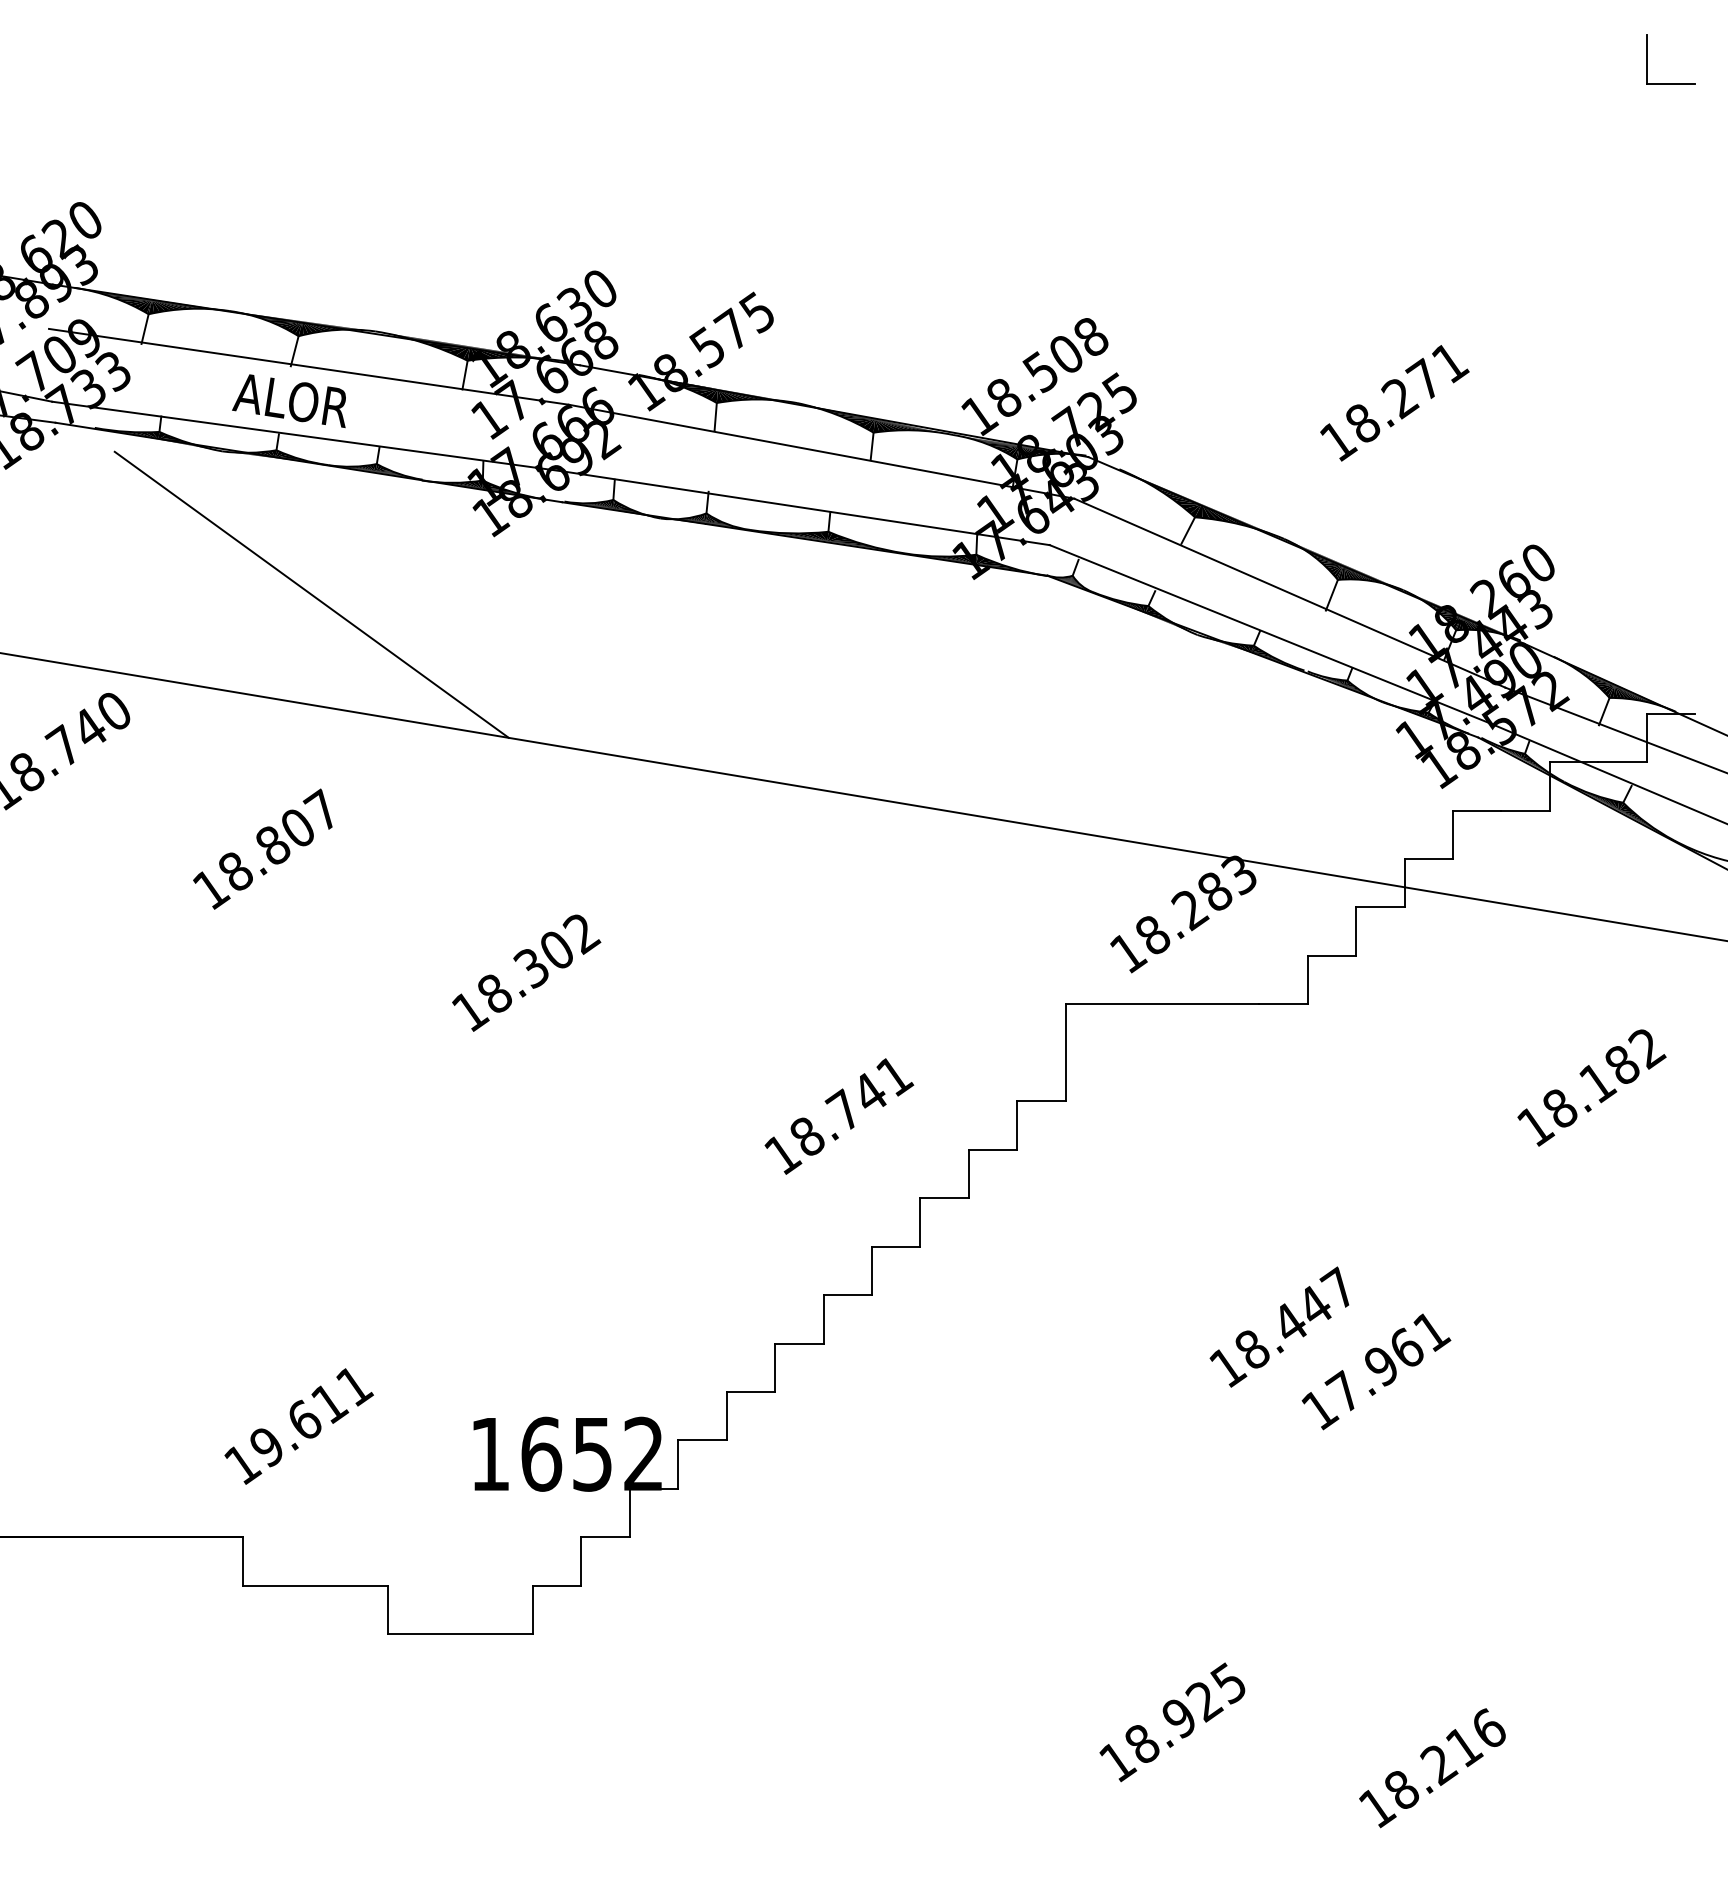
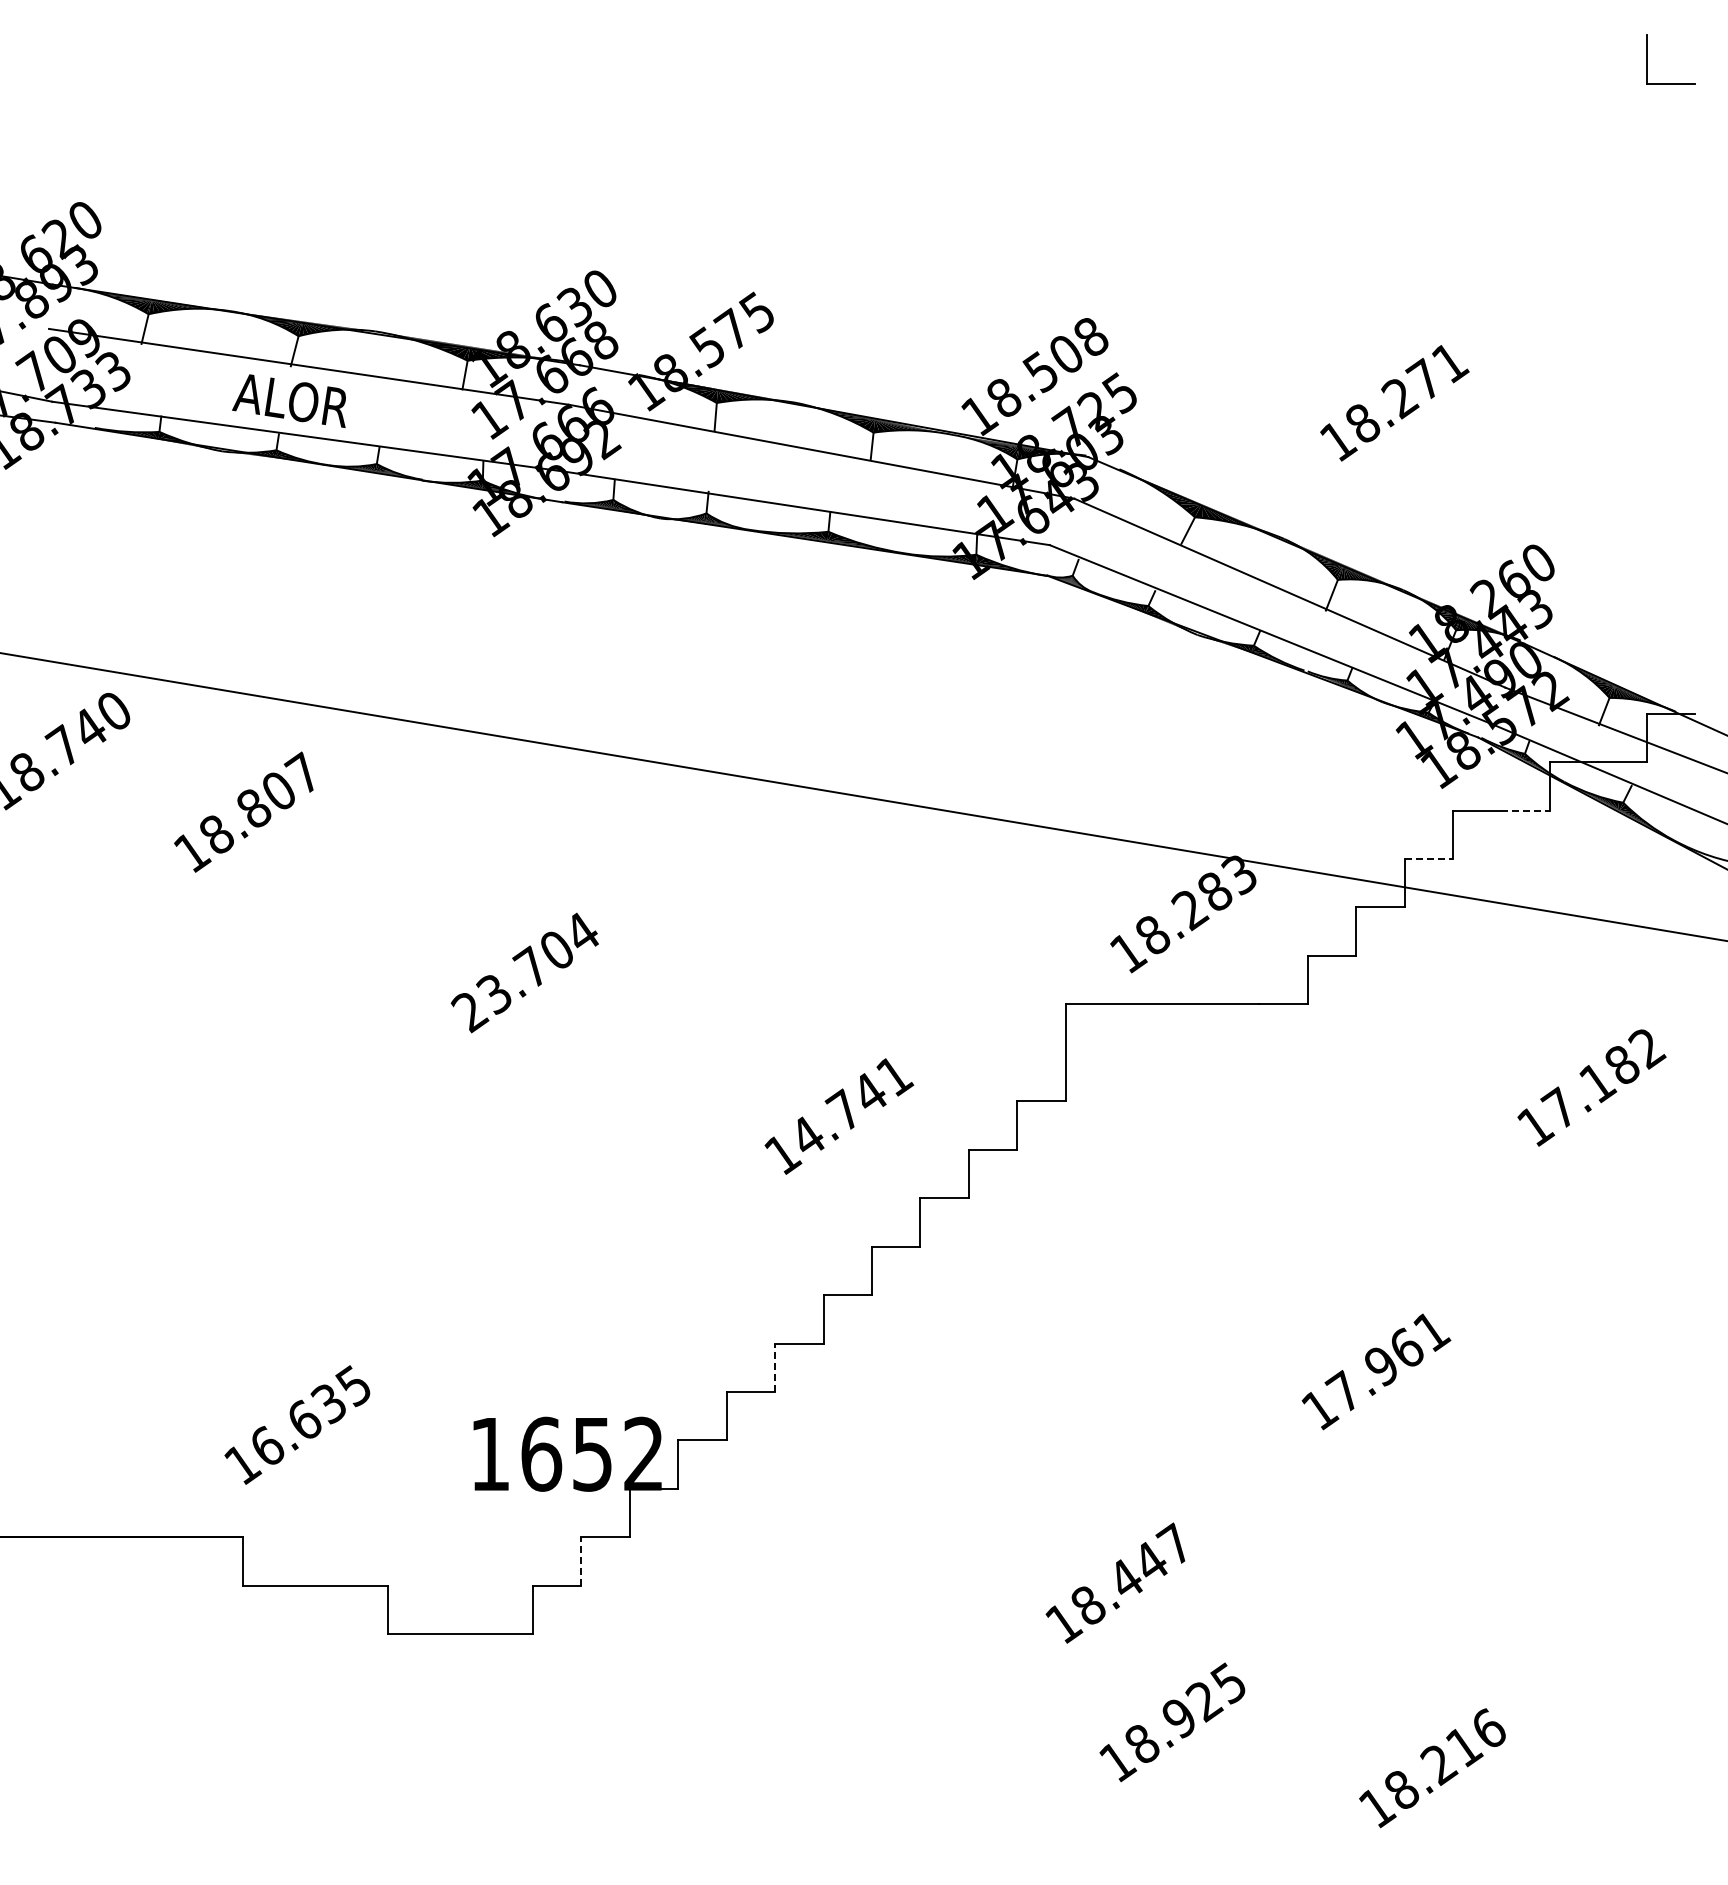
line: present -> none (311, 594)
line: solid -> dashed (1526, 810)
text position: (262, 848) -> (243, 811) (243, 811)
line: solid -> dashed (1429, 858)
text: 18.302 -> 23.704 (525, 972)
text: 18.182 -> 17.182 (1558, 1106)
text: 18.741 -> 14.741 (807, 1135)
text position: (1279, 1326) -> (1115, 1582) (1115, 1582)
line: solid -> dashed (775, 1367)
text: 19.611 -> 16.635 (311, 1416)
line: solid -> dashed (581, 1561)
